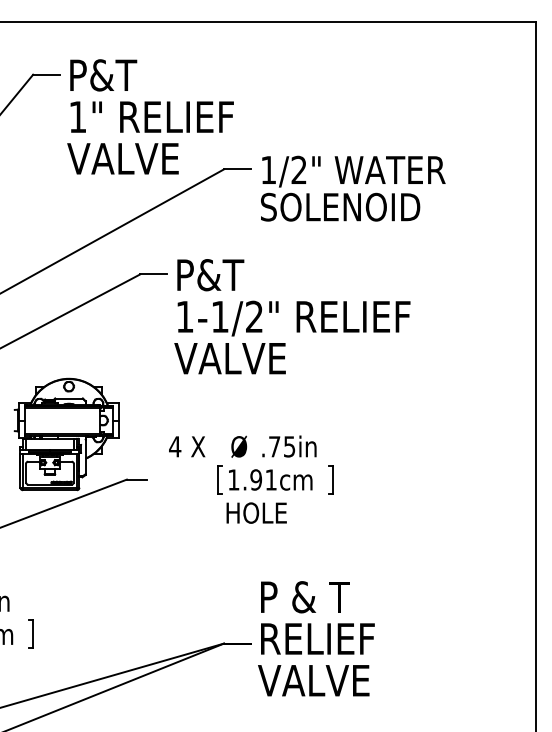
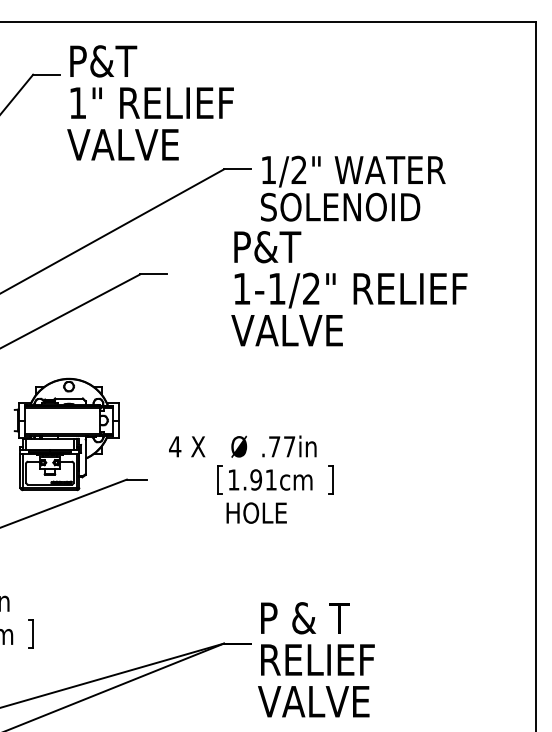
text position: (150, 116) -> (150, 102) (150, 102)
text position: (292, 316) -> (349, 288) (349, 288)
text: .75in -> .77in (289, 446)
text position: (316, 638) -> (316, 659) (316, 659)
